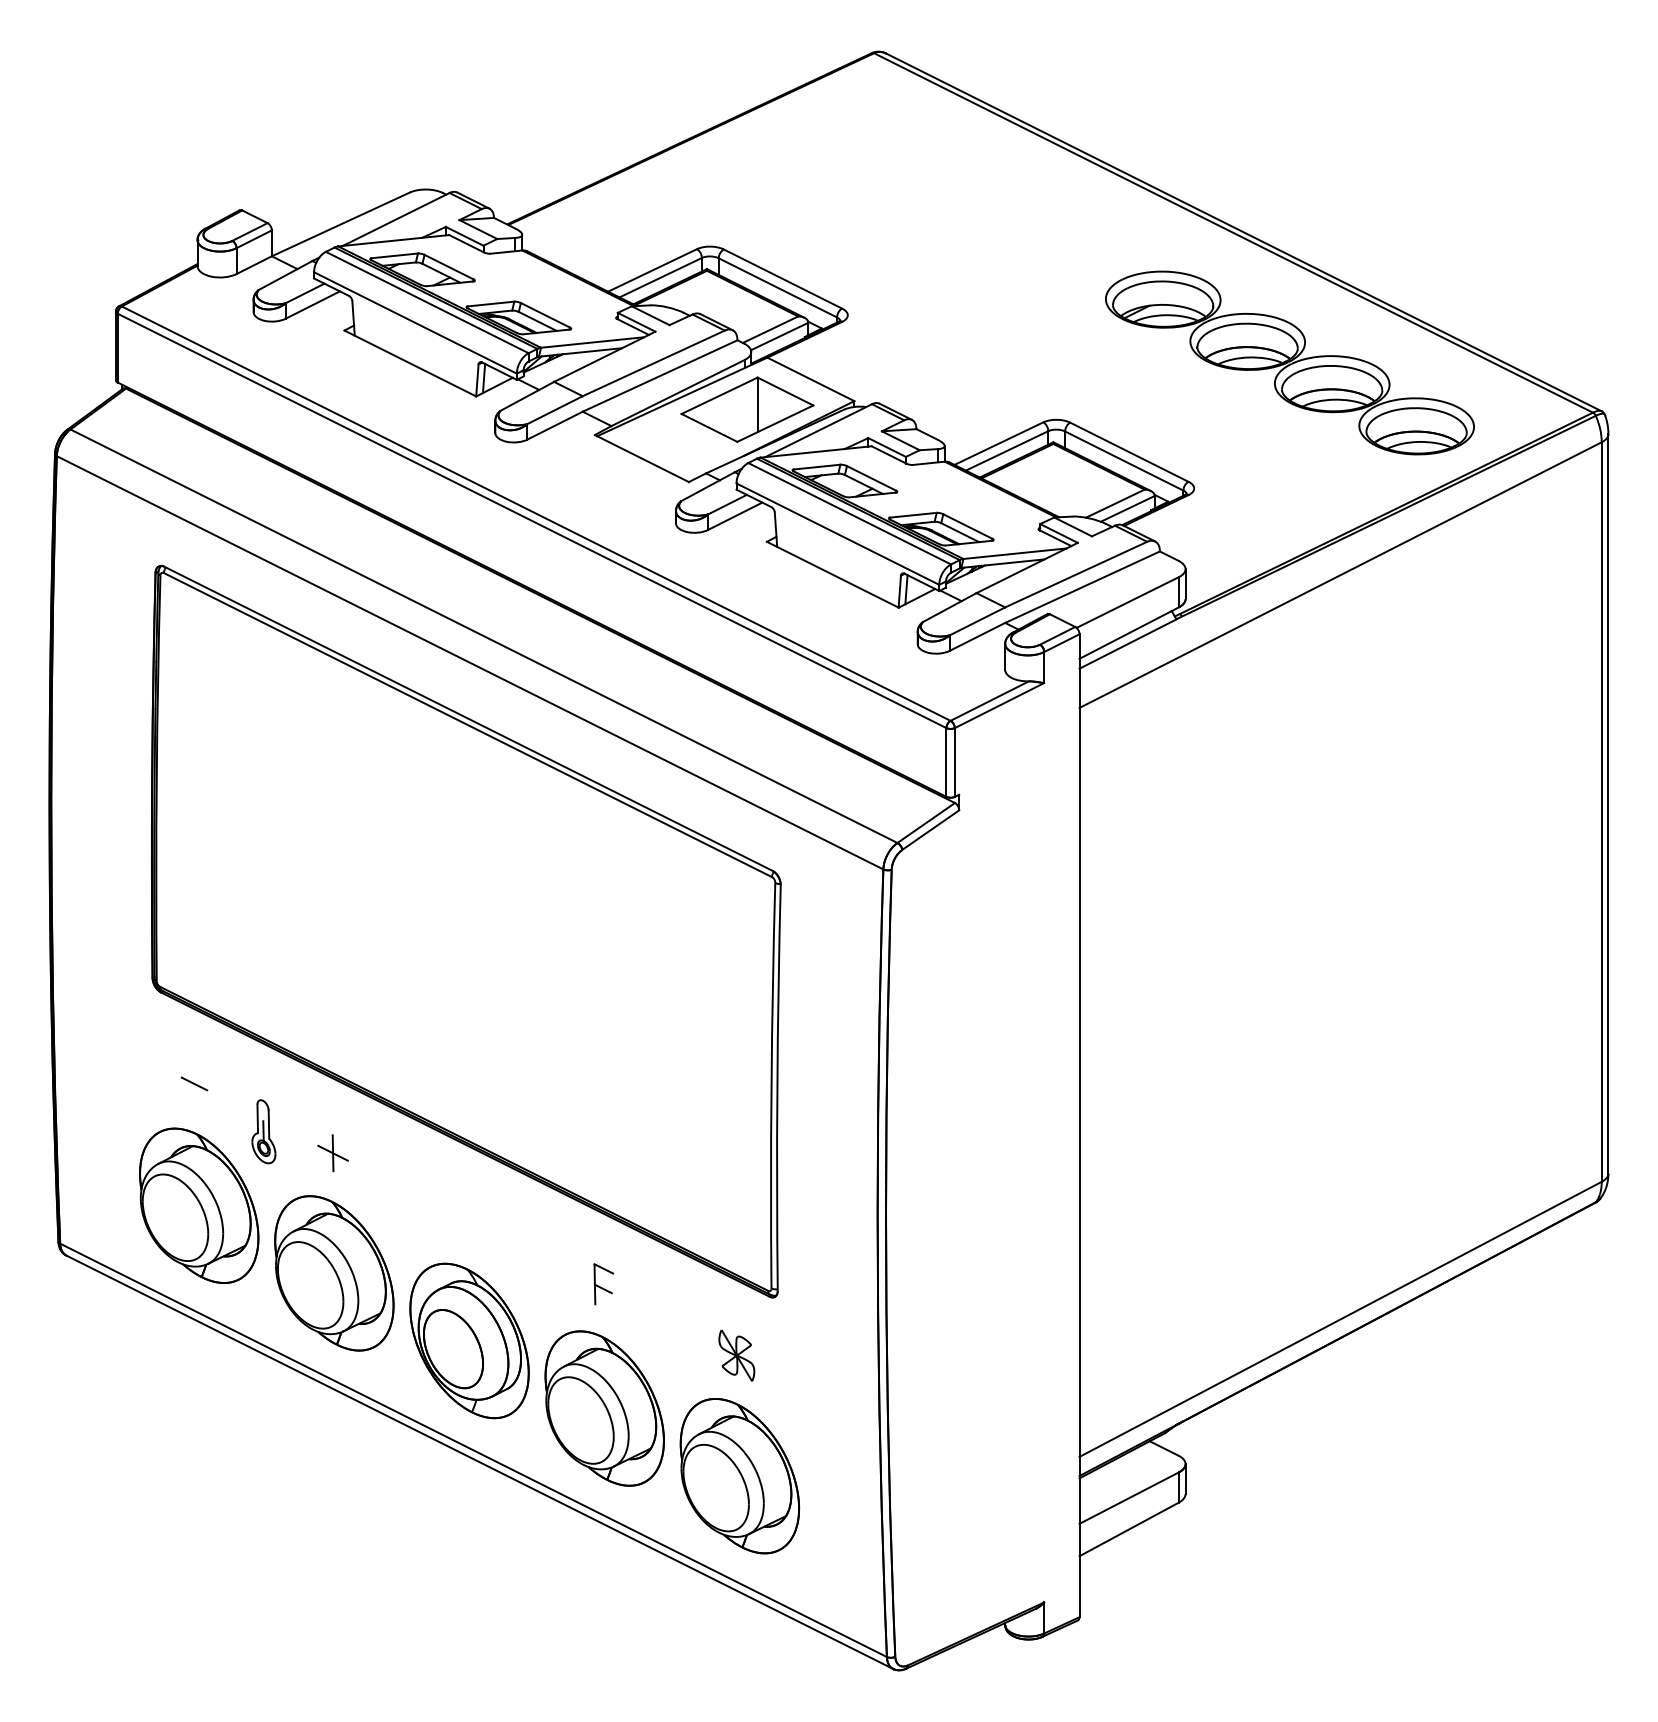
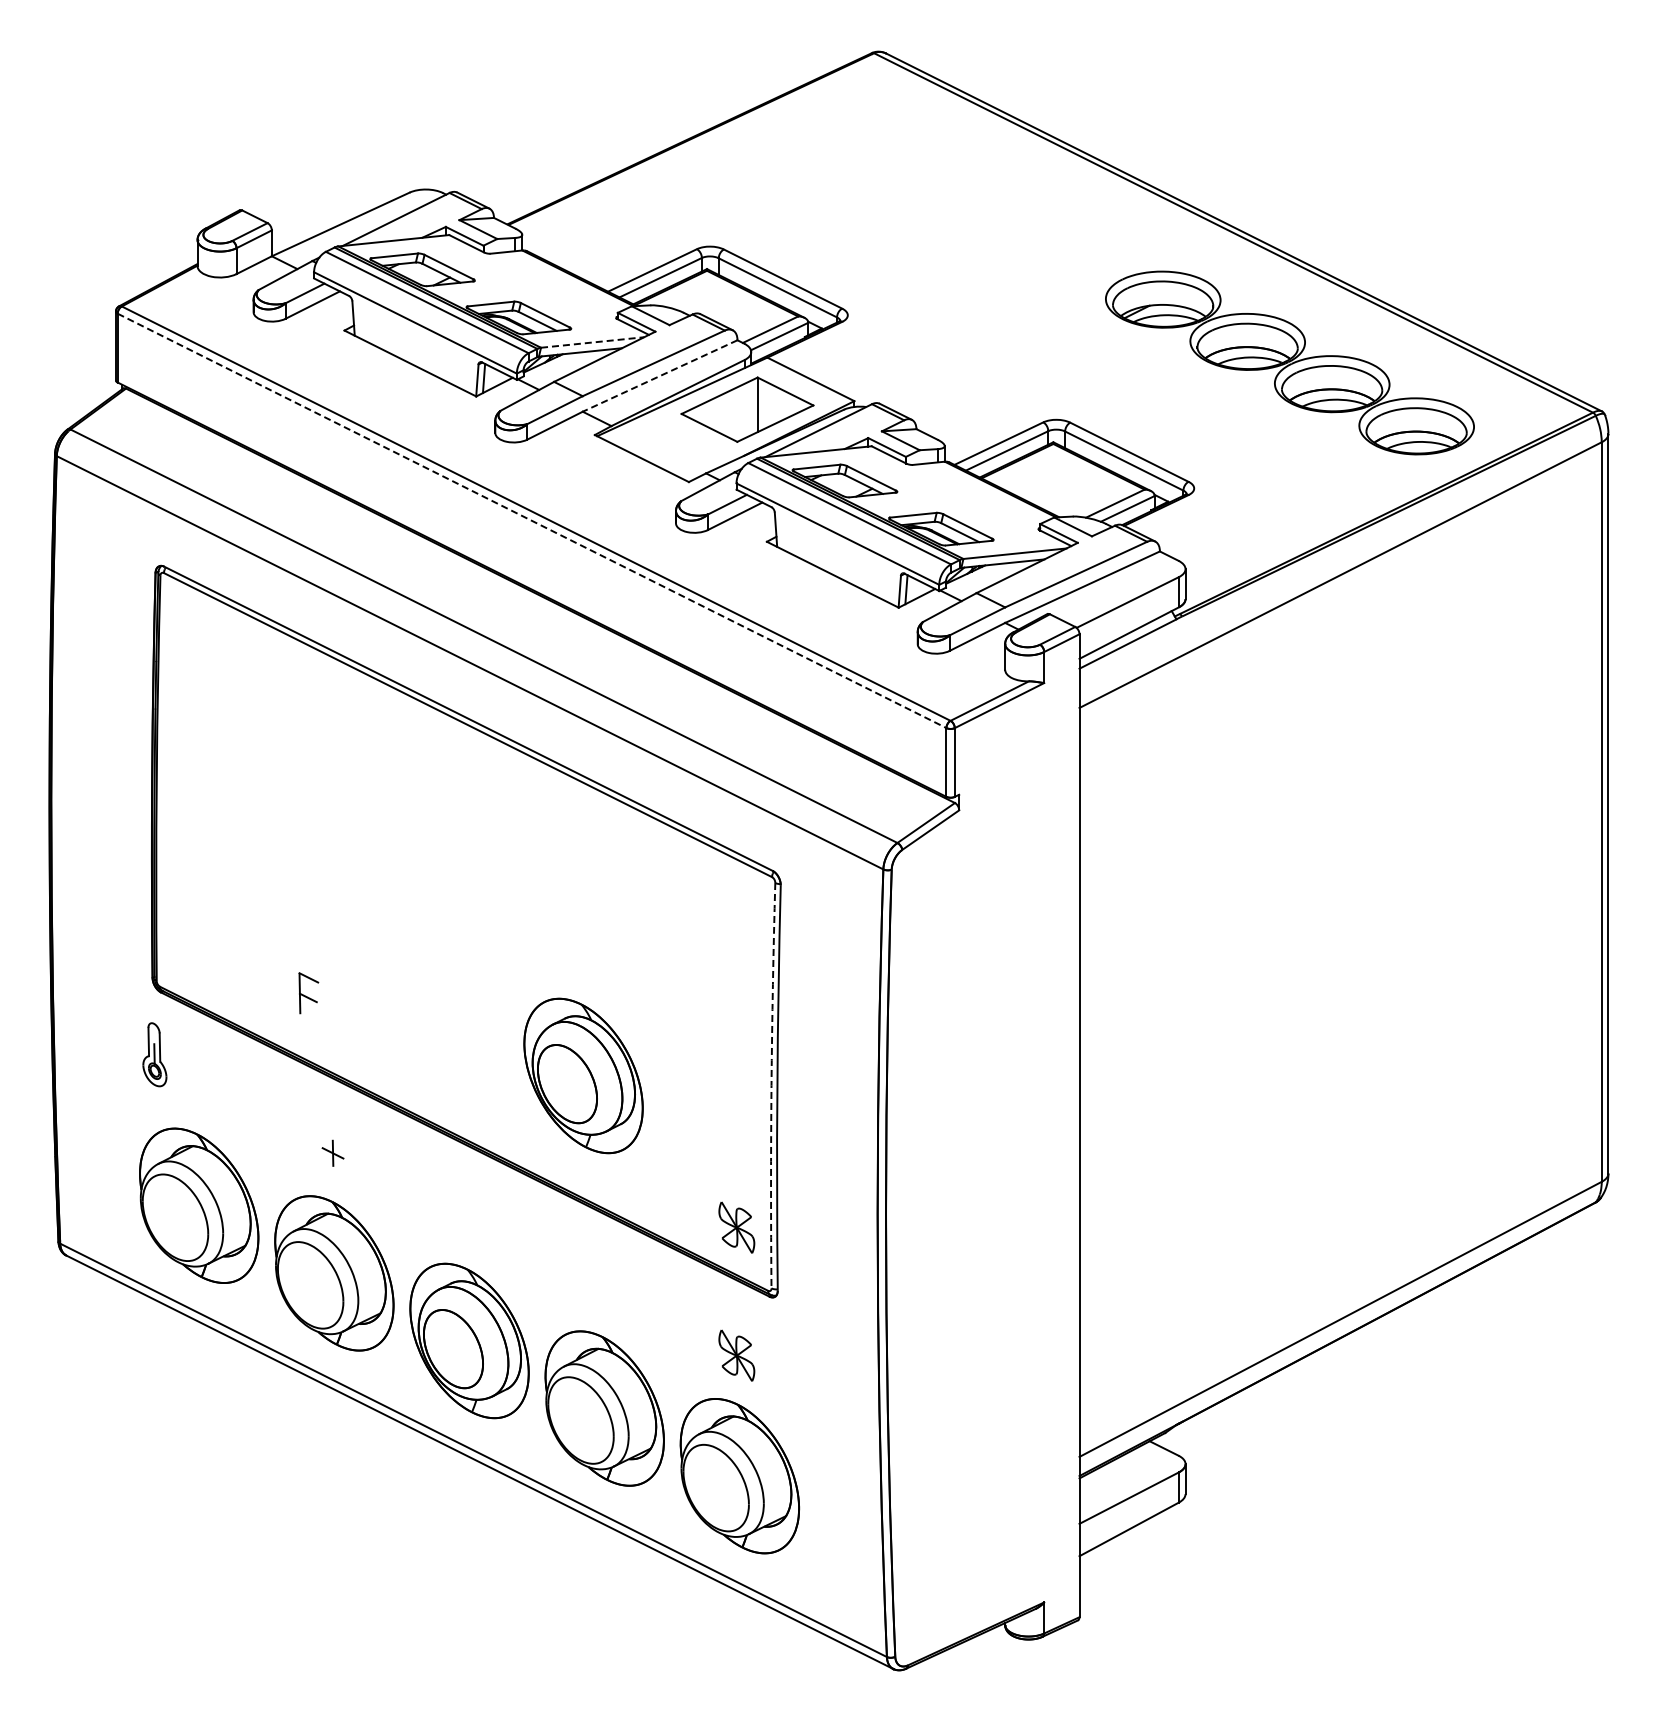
line: solid -> dashed (592, 342)
line: solid -> dashed (659, 376)
line: solid -> dashed (532, 521)
part: none -> present (583, 1075)
line: present -> none (194, 1083)
arc: solid -> dashed (771, 1085)
part position: (263, 1131) -> (154, 1054) (154, 1054)
part size: 32x39 px -> 24x28 px (332, 1152)
part: none -> present (736, 1227)
part position: (603, 1284) -> (308, 993) (308, 993)
